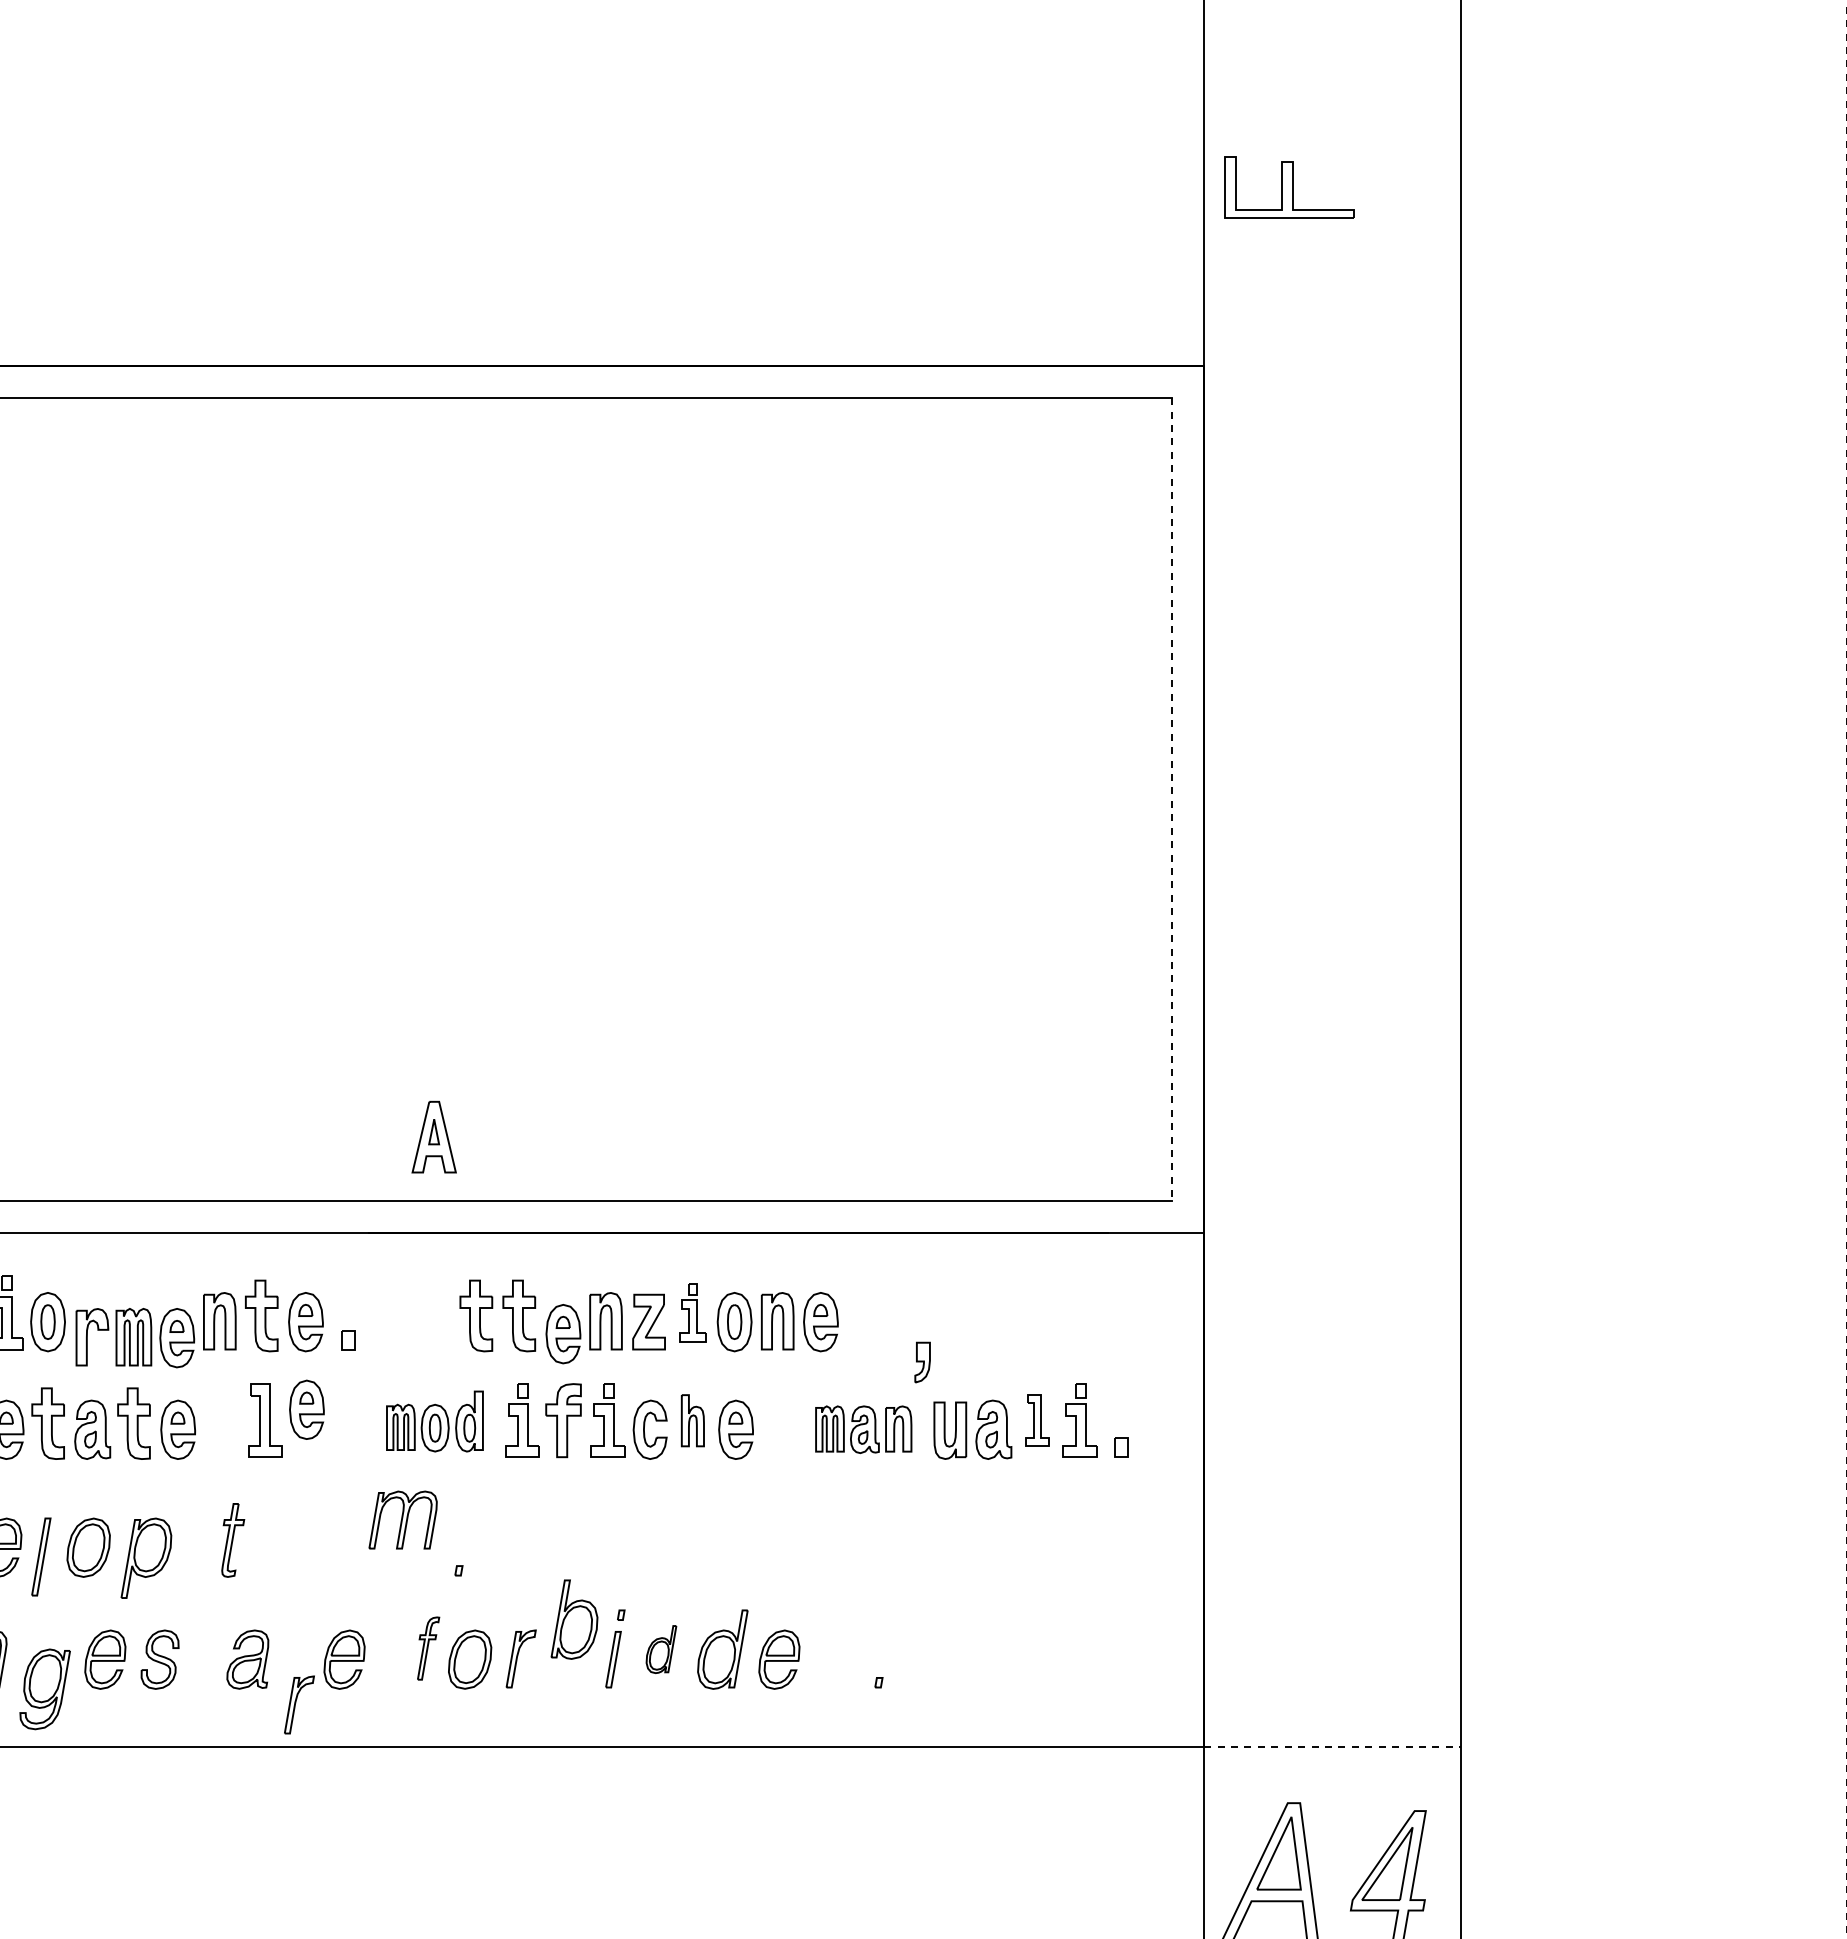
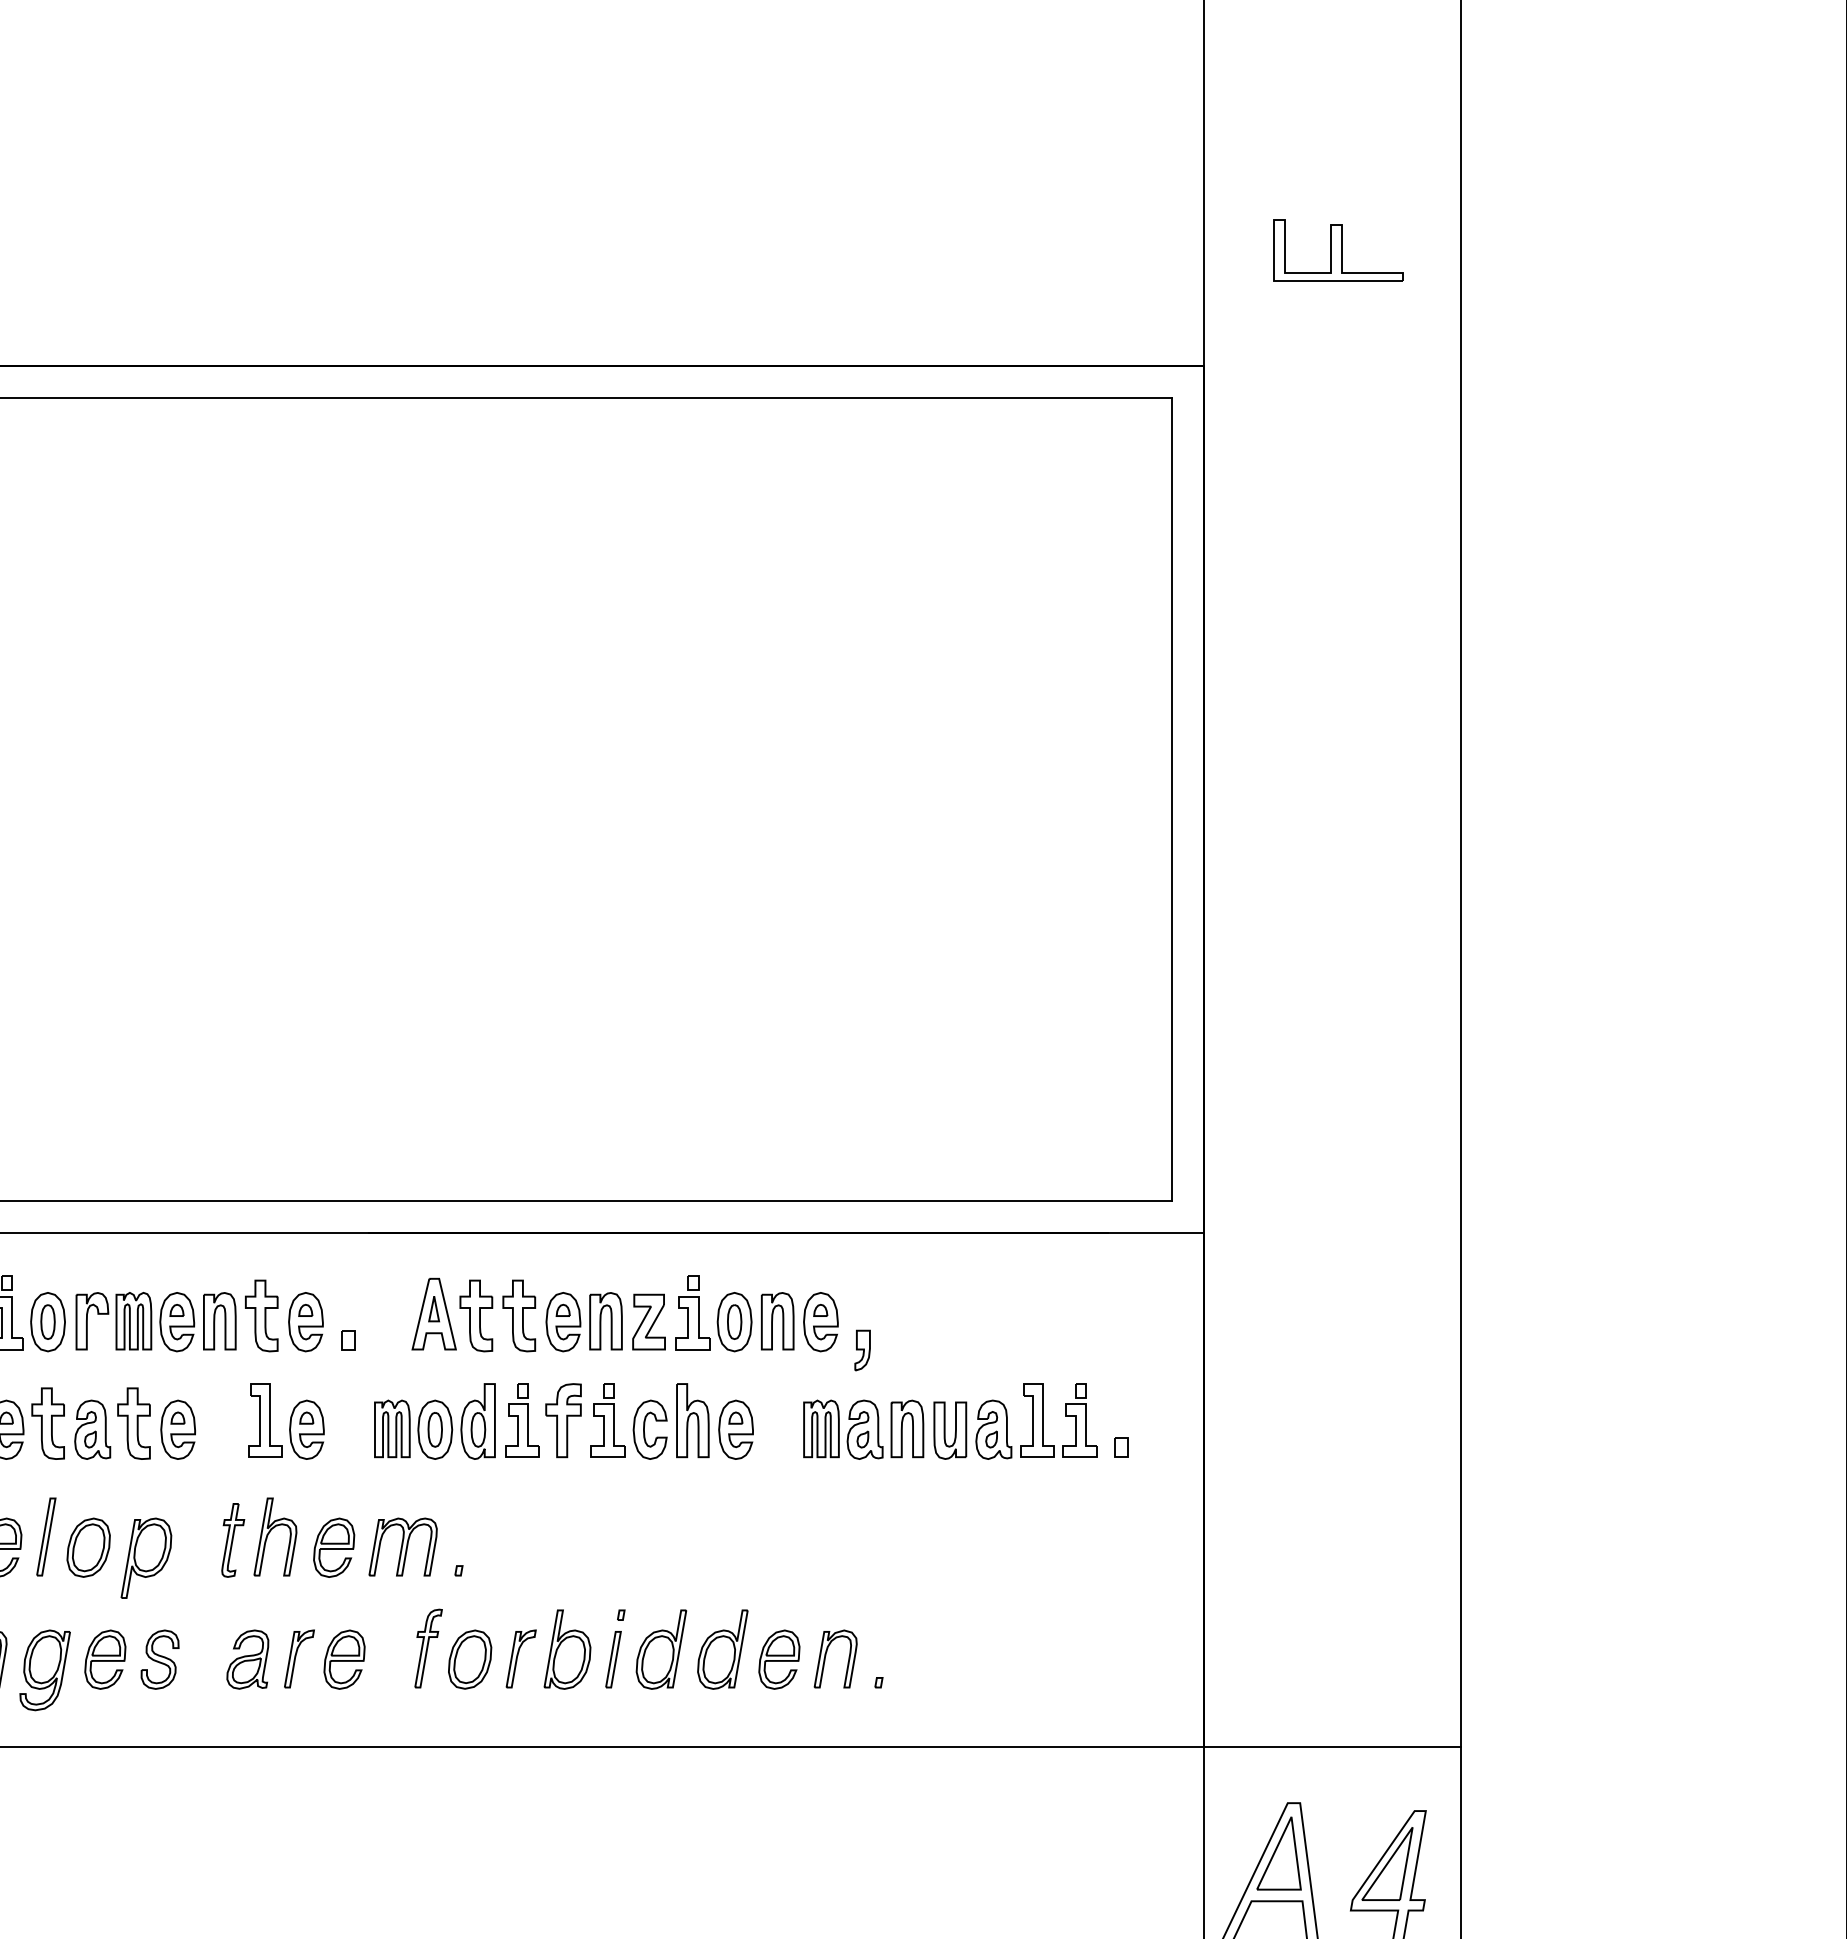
part position: (1289, 187) -> (1338, 250) (1338, 250)
line: dashed -> solid (1172, 799)
line: dashed -> solid (1846, 968)
part position: (433, 1136) -> (433, 1313) (433, 1313)
part size: 28x60 px -> 36x76 px (692, 1312)
part position: (563, 1334) -> (563, 1322) (563, 1322)
part position: (135, 1338) -> (135, 1322) (135, 1322)
part position: (922, 1362) -> (862, 1350) (862, 1350)
part position: (306, 1409) -> (306, 1429) (306, 1429)
part size: 25x54 px -> 34x76 px (692, 1420)
part size: 25x53 px -> 35x75 px (1037, 1420)
part size: 98x63 px -> 122x77 px (434, 1421)
part size: 98x49 px -> 122x61 px (863, 1429)
part position: (402, 1519) -> (402, 1546) (402, 1546)
part: none -> present (270, 1532)
part: none -> present (334, 1547)
part position: (41, 1556) -> (46, 1536) (46, 1536)
part position: (574, 1619) -> (567, 1649) (567, 1649)
part size: 24x65 px -> 29x81 px (428, 1648)
part size: 33x49 px -> 53x81 px (661, 1649)
part: none -> present (826, 1655)
part position: (44, 1689) -> (44, 1670) (44, 1670)
part position: (299, 1704) -> (299, 1658) (299, 1658)
line: dashed -> solid (1333, 1747)
